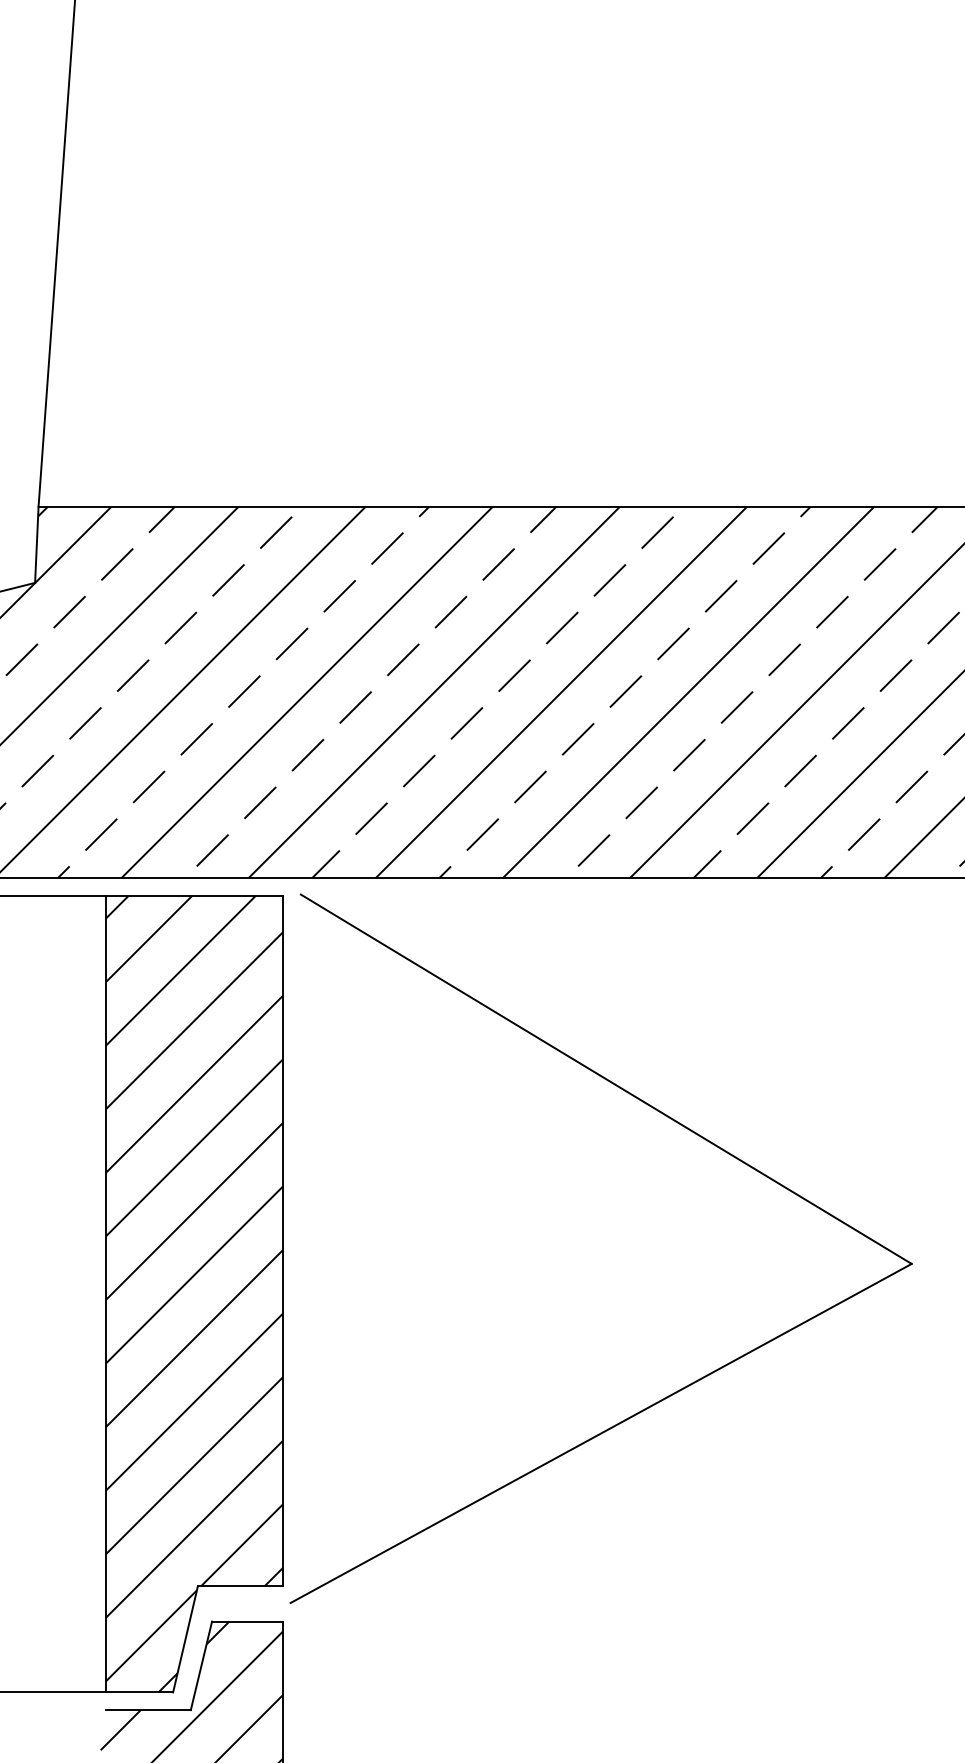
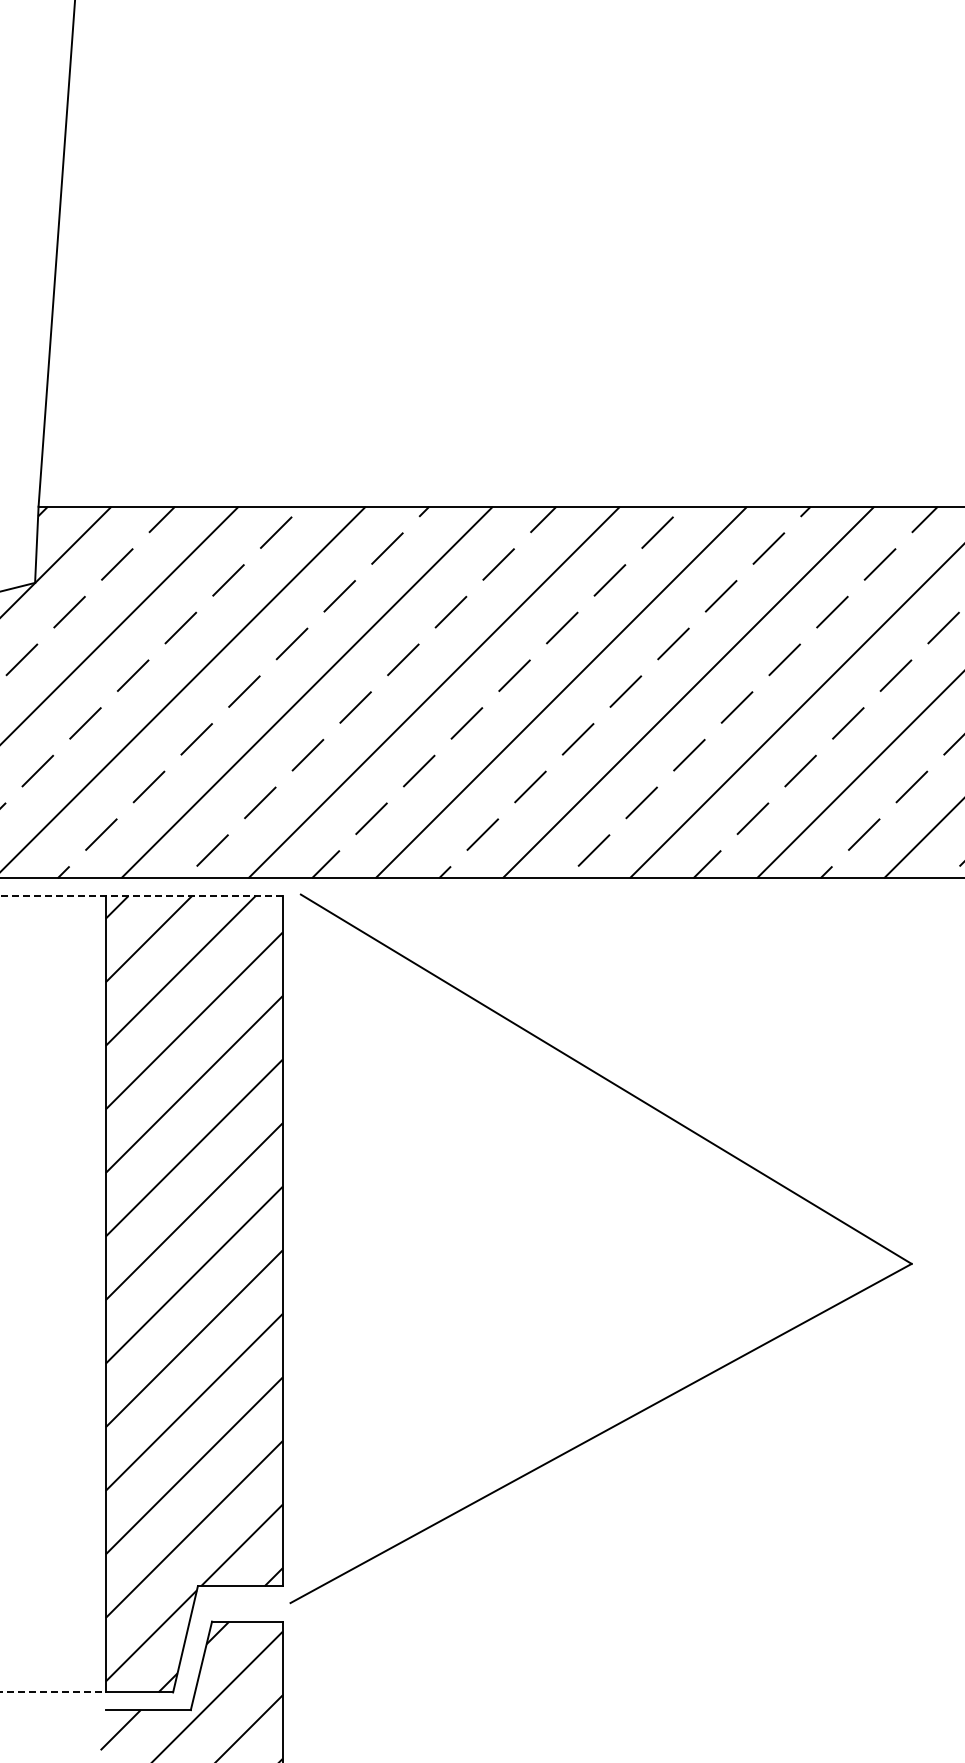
line: solid -> dashed (141, 896)
line: solid -> dashed (52, 1692)
